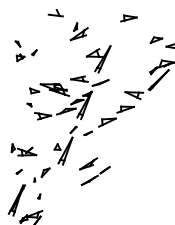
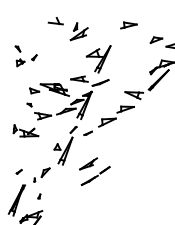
part position: (55, 13) -> (55, 21) (55, 21)
part position: (128, 18) -> (128, 25) (128, 25)
part position: (25, 51) -> (25, 56) (25, 56)
part position: (23, 149) -> (25, 130) (25, 130)
